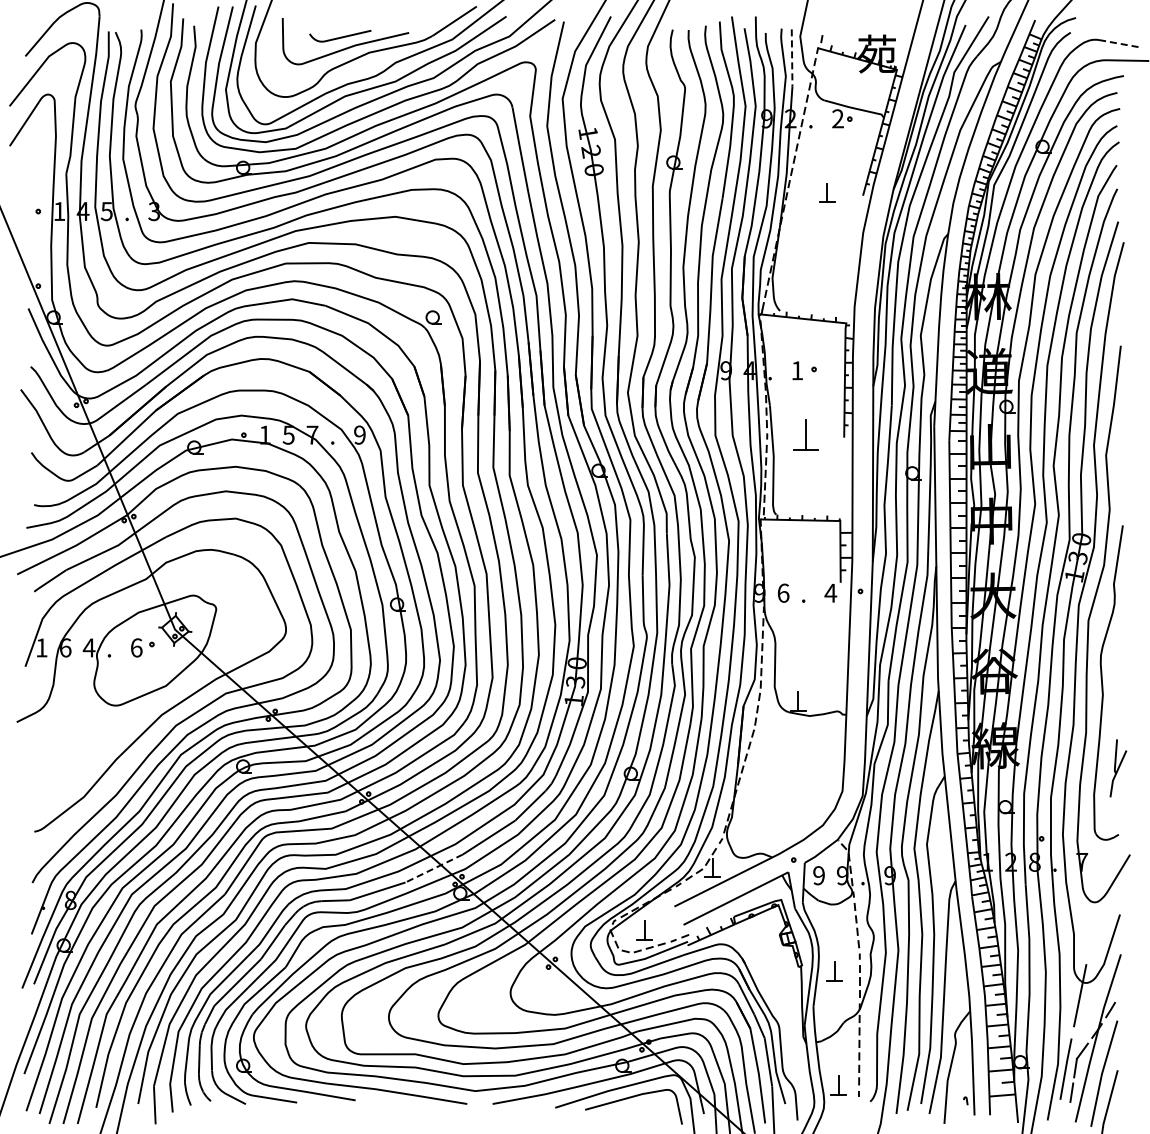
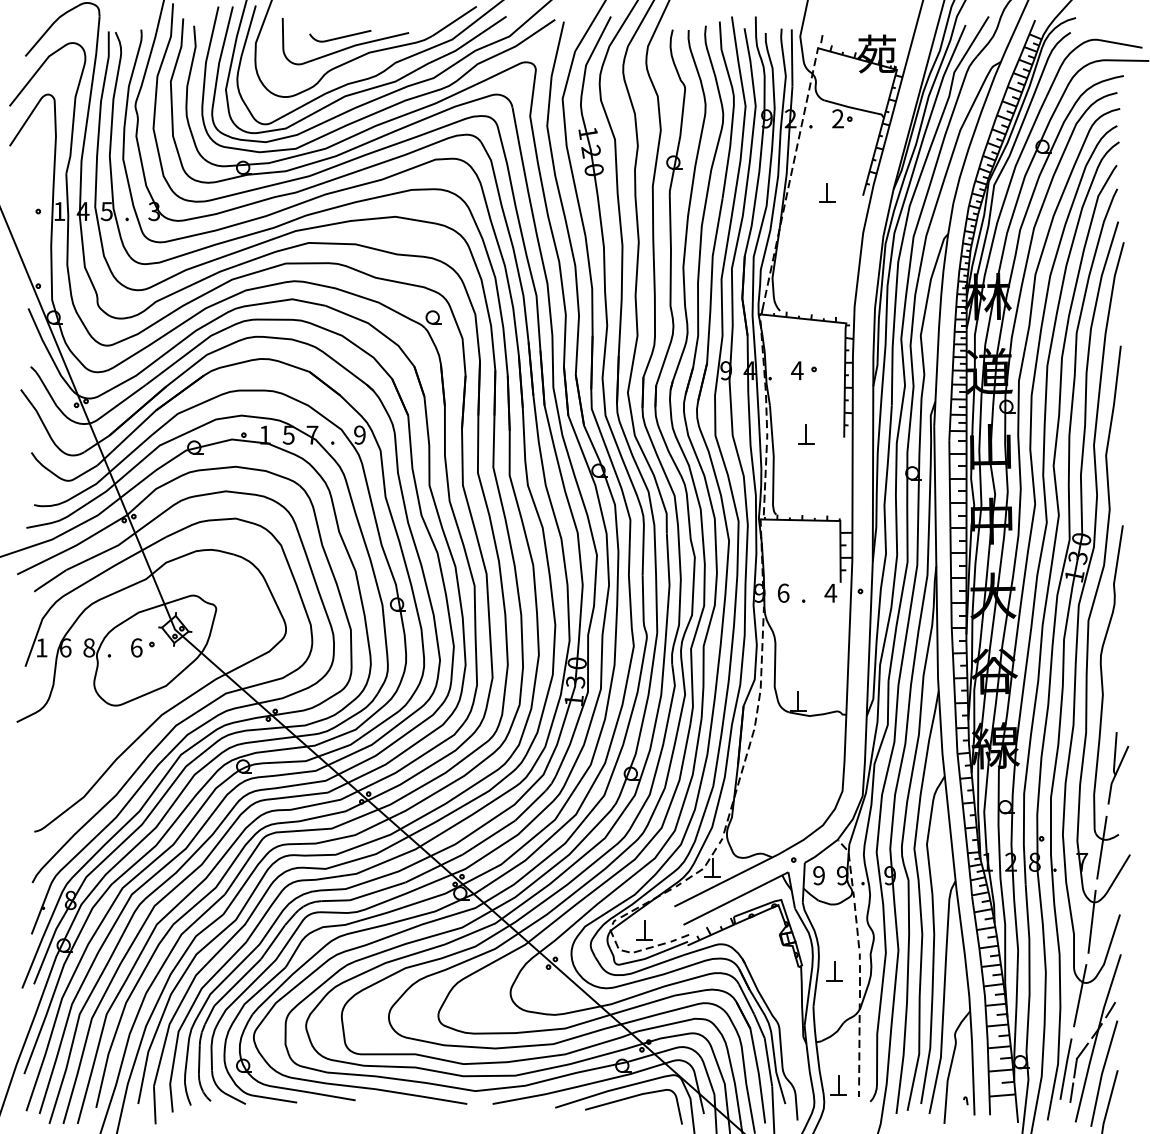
line: dashed -> solid (1121, 44)
line: dashed -> solid (792, 58)
text: 1 -> 4 (796, 370)
part size: 26x32 px -> 17x21 px (806, 434)
text: 4 -> 8 (88, 647)
part size: 19x59 px -> 23x73 px (1118, 768)
line: none -> present (1101, 847)
line: dashed -> solid (434, 868)
line: none -> present (1091, 921)
